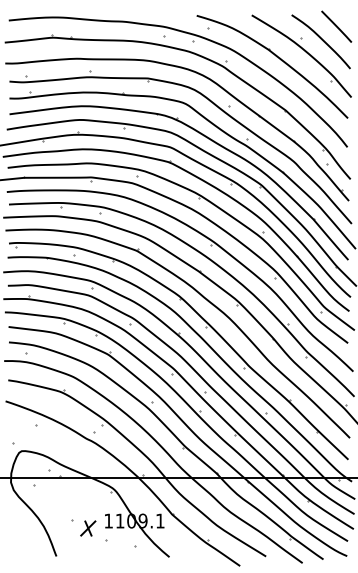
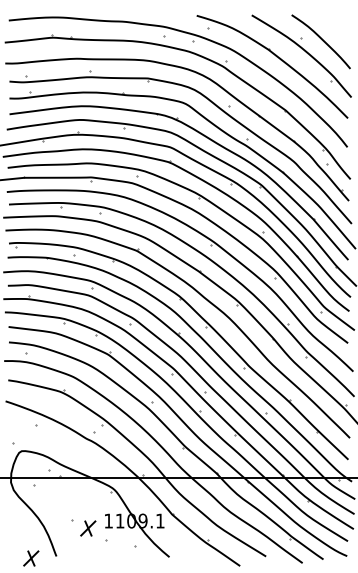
line: present -> none (336, 26)
part: none -> present (31, 558)
